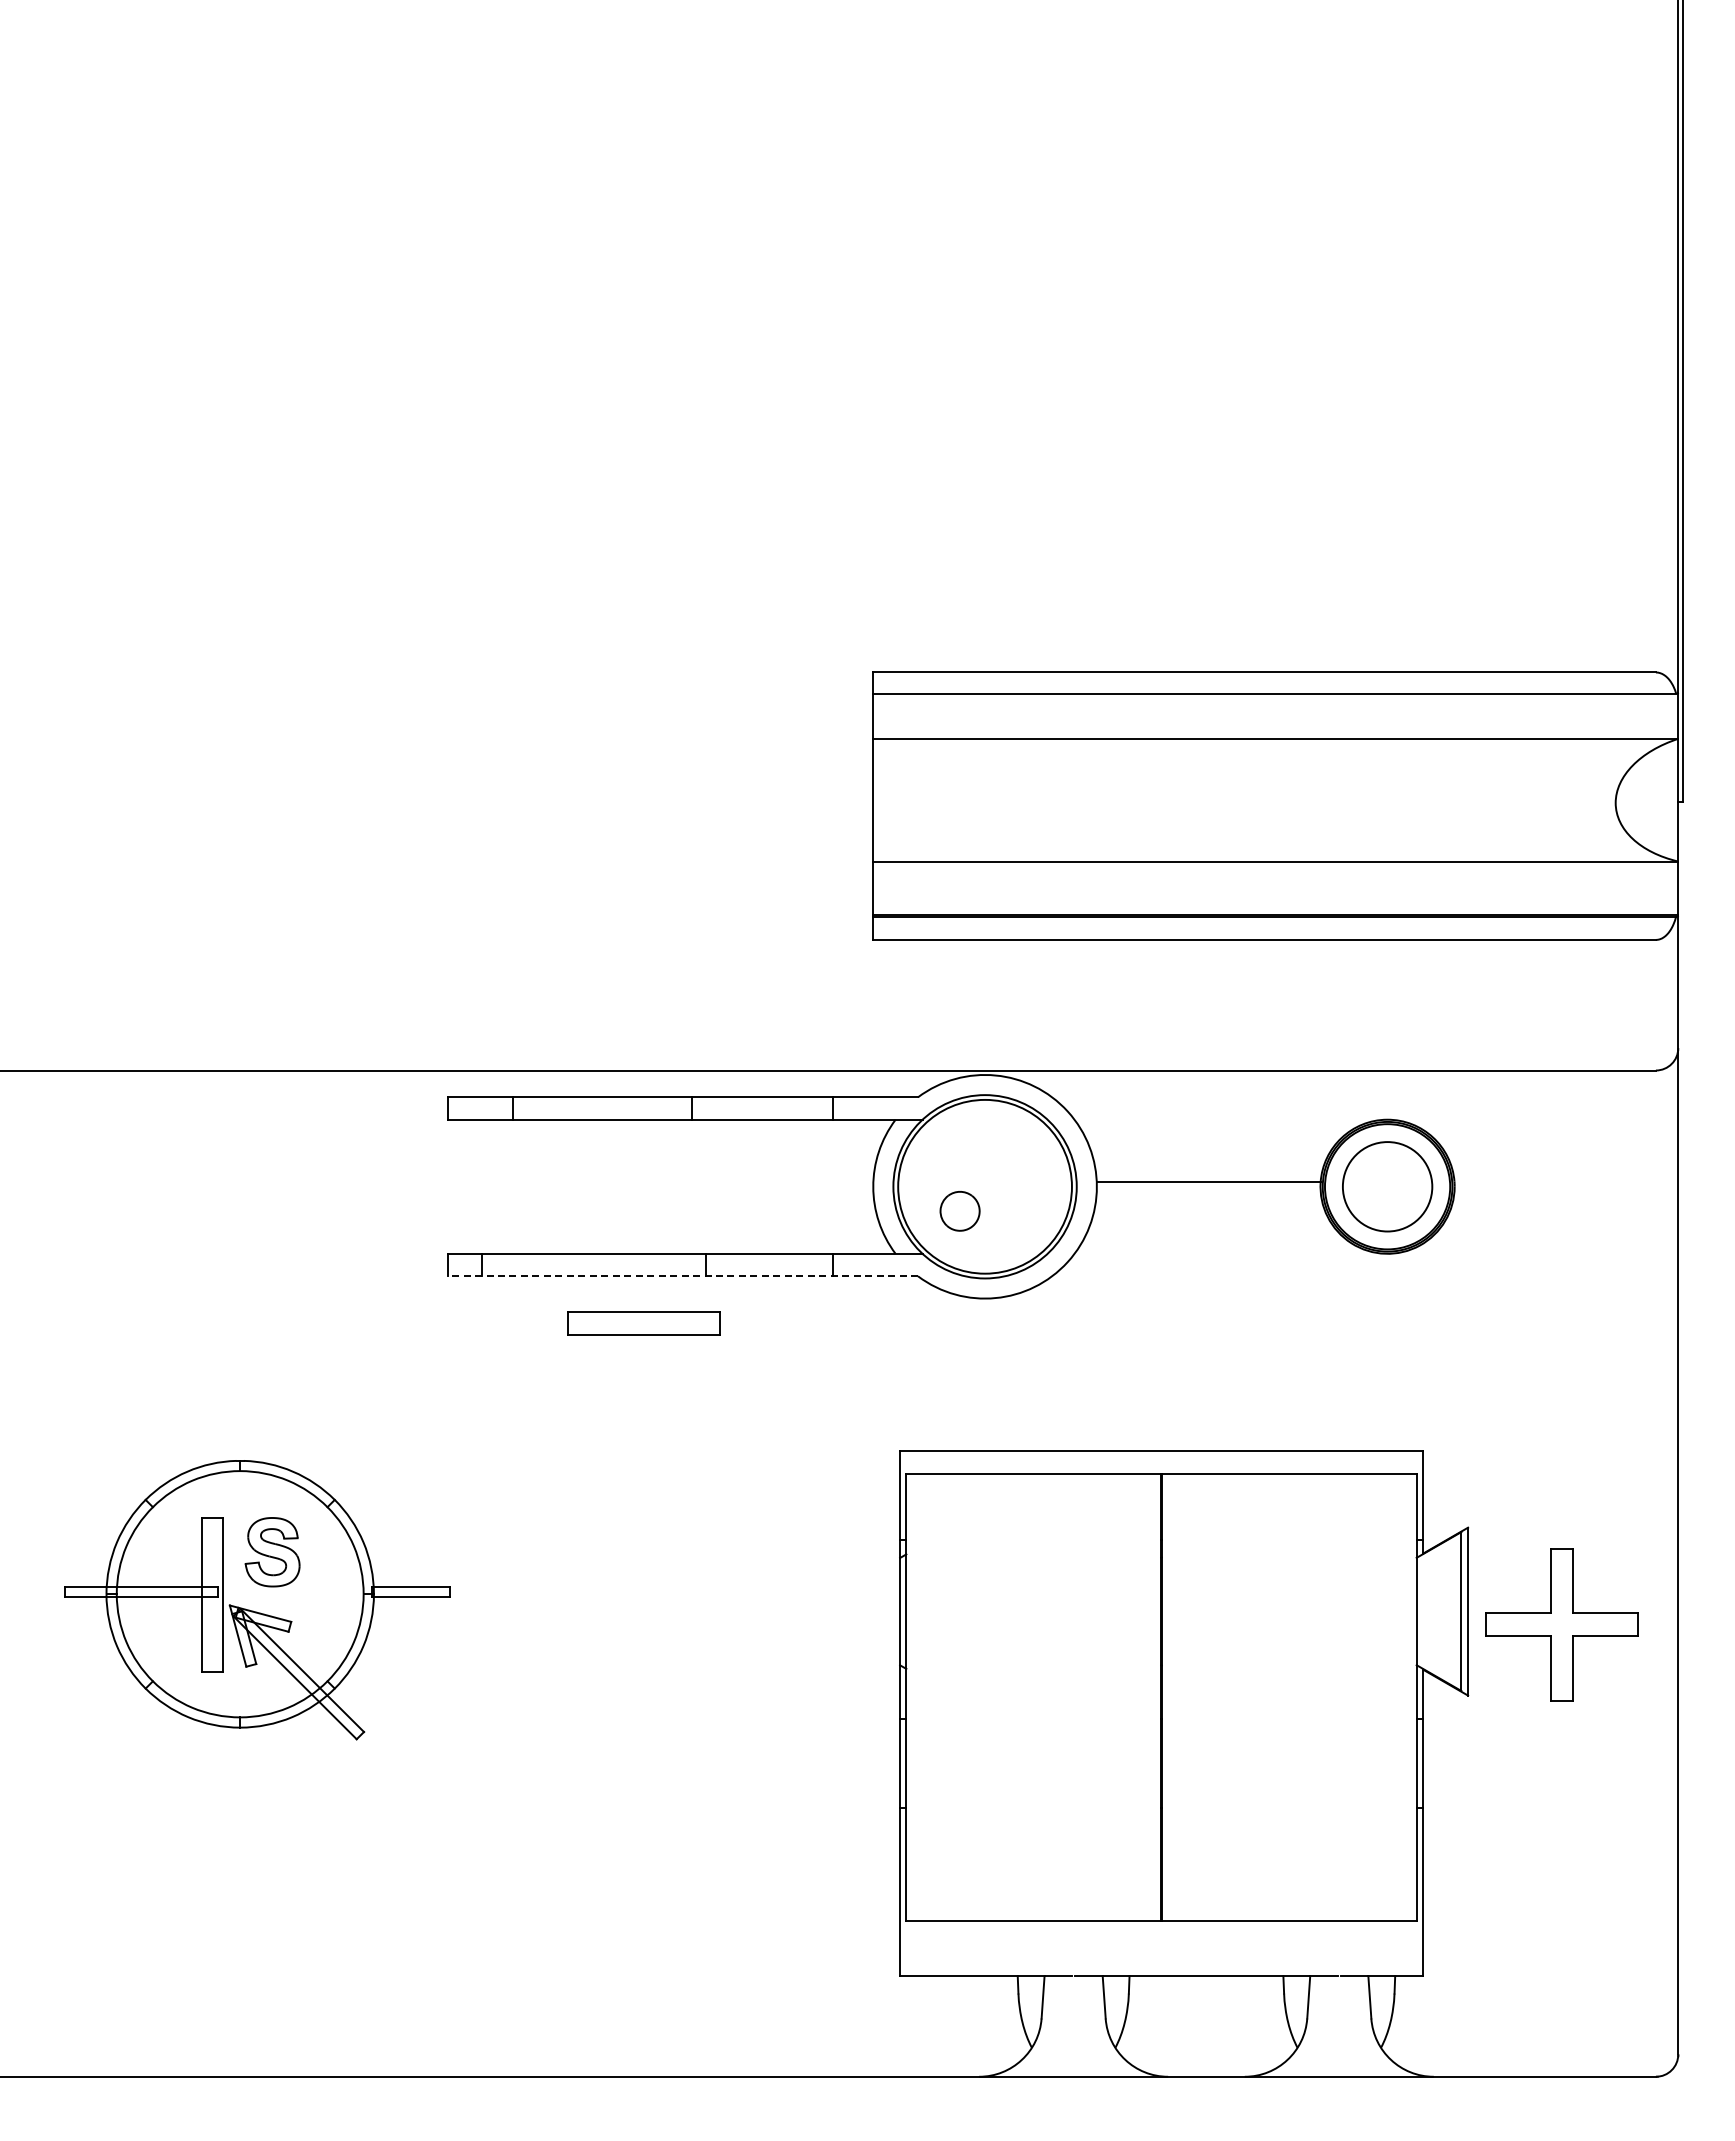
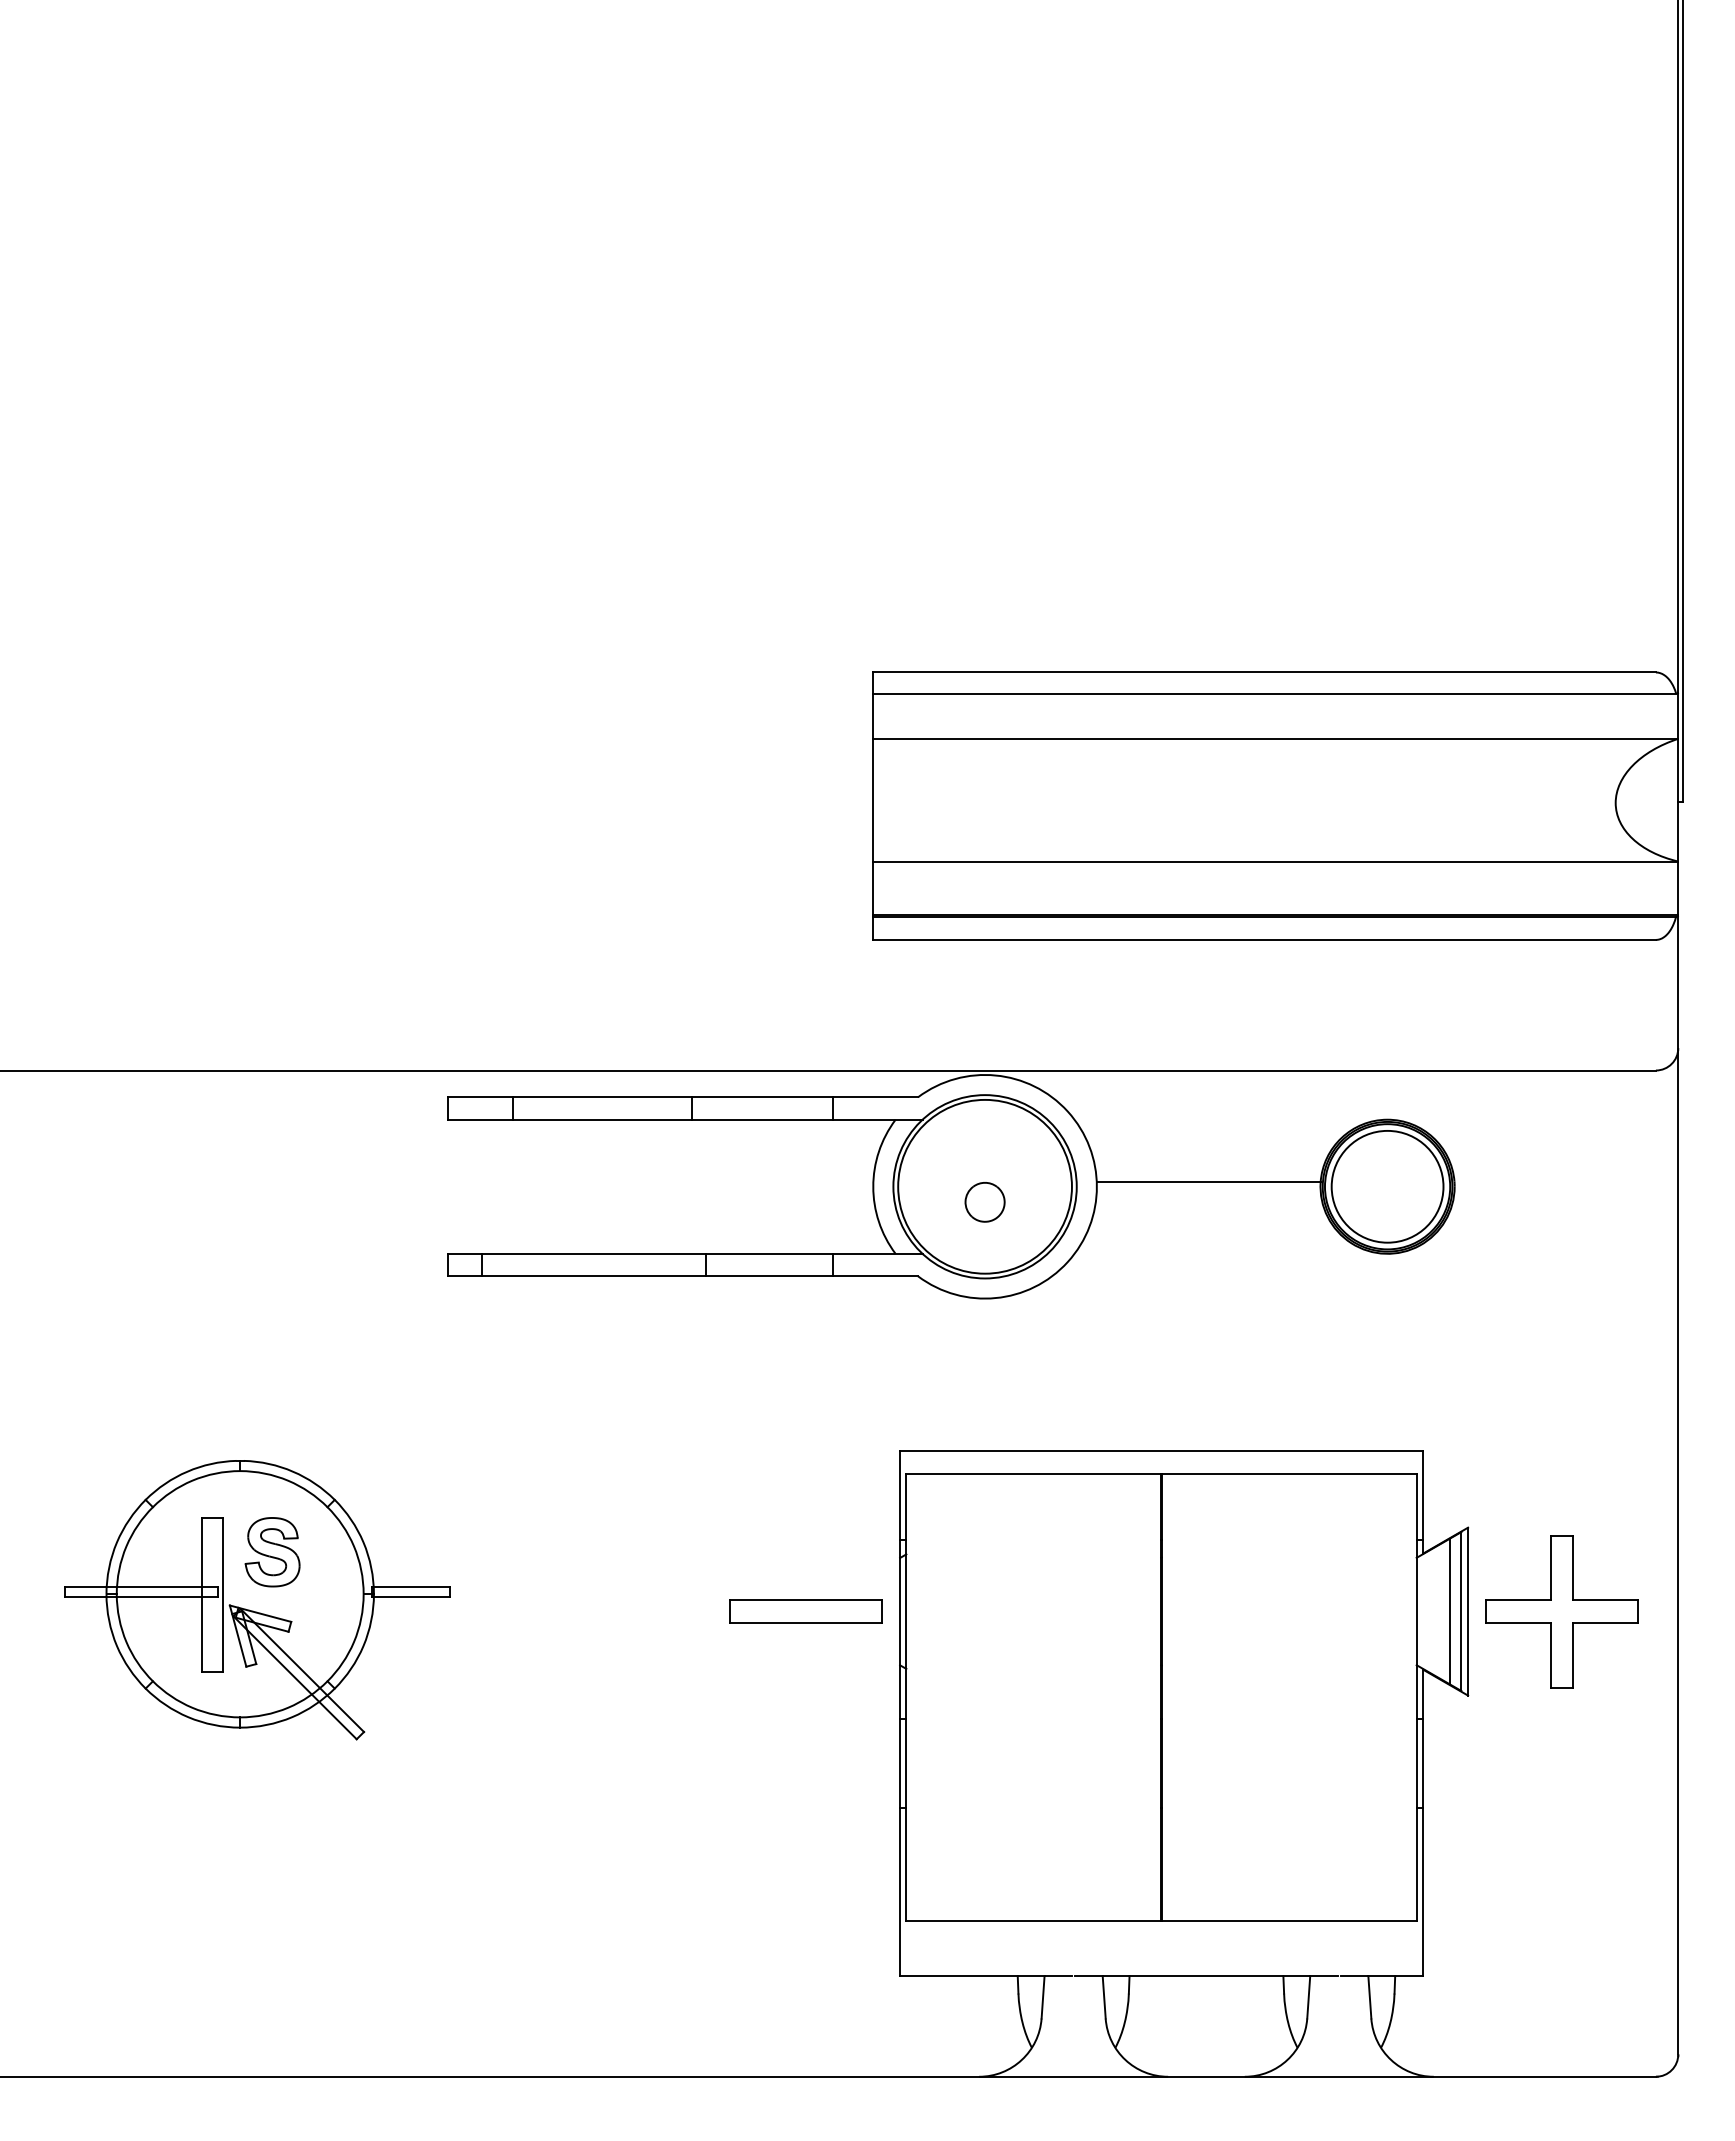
circle diameter: 89 px -> 112 px (1387, 1186)
part position: (959, 1211) -> (984, 1202) (984, 1202)
line: dashed -> solid (683, 1276)
part position: (643, 1323) -> (805, 1611) (805, 1611)
line: none -> present (1450, 1611)
part position: (1561, 1624) -> (1561, 1611) (1561, 1611)
